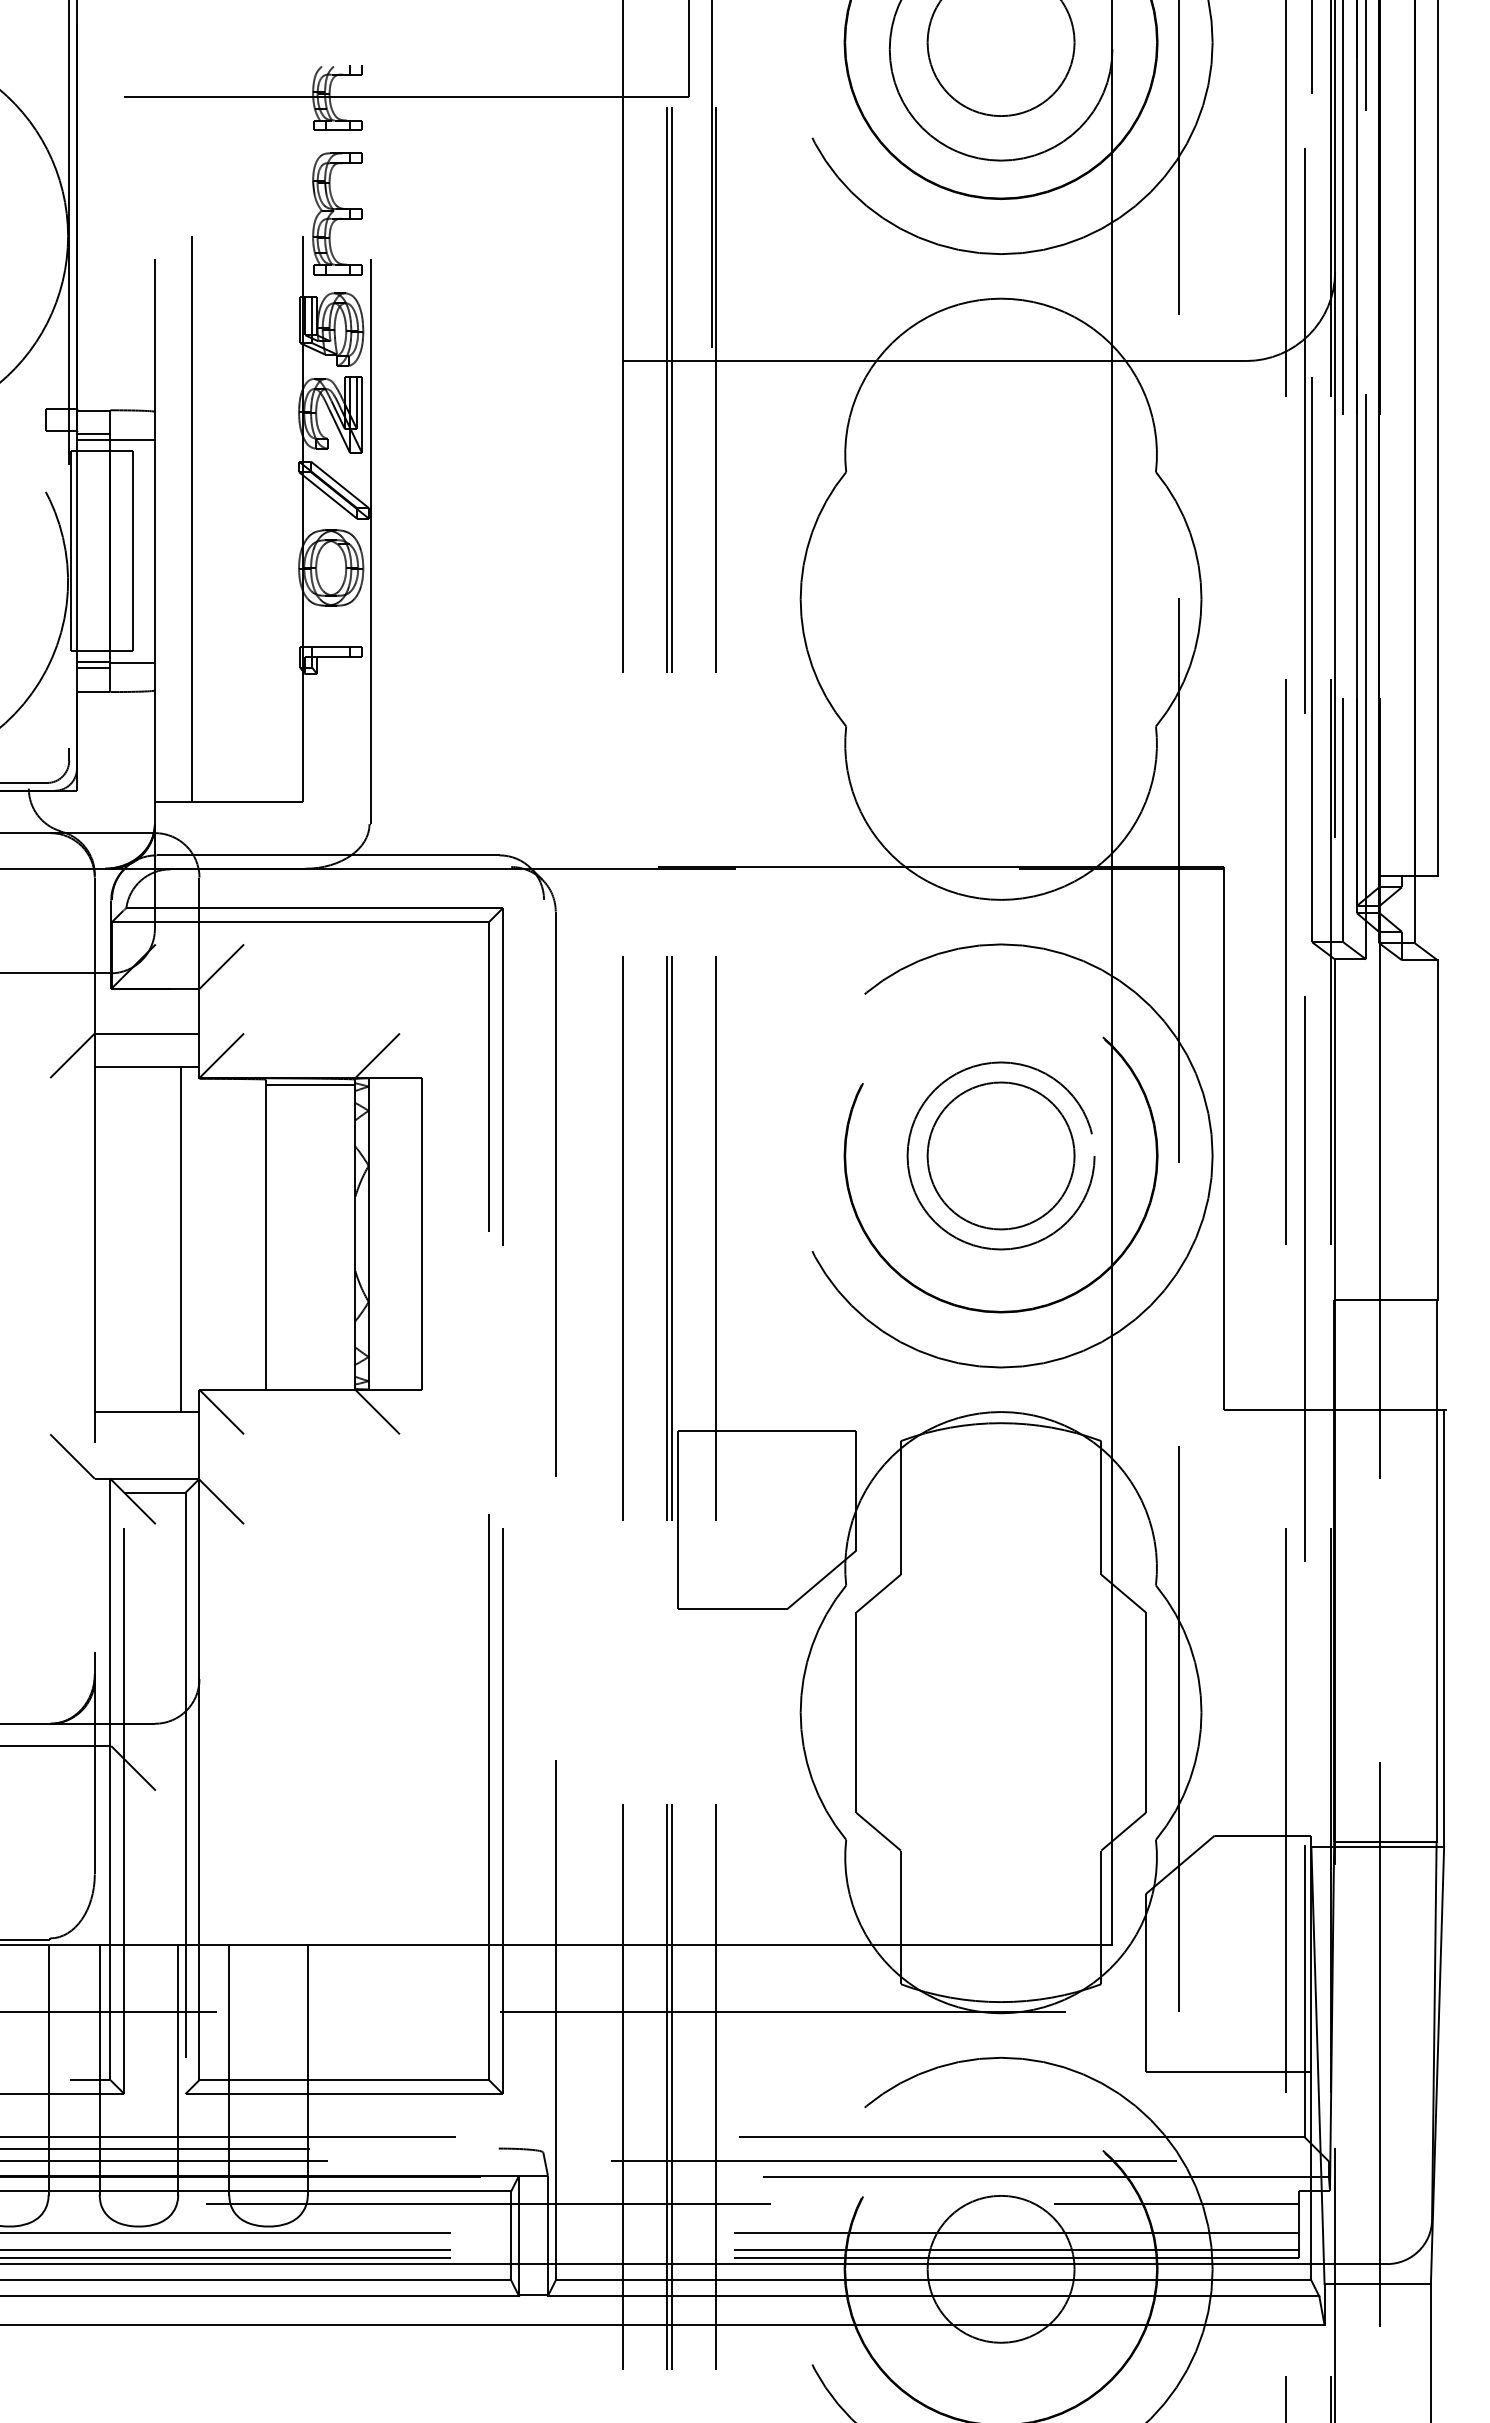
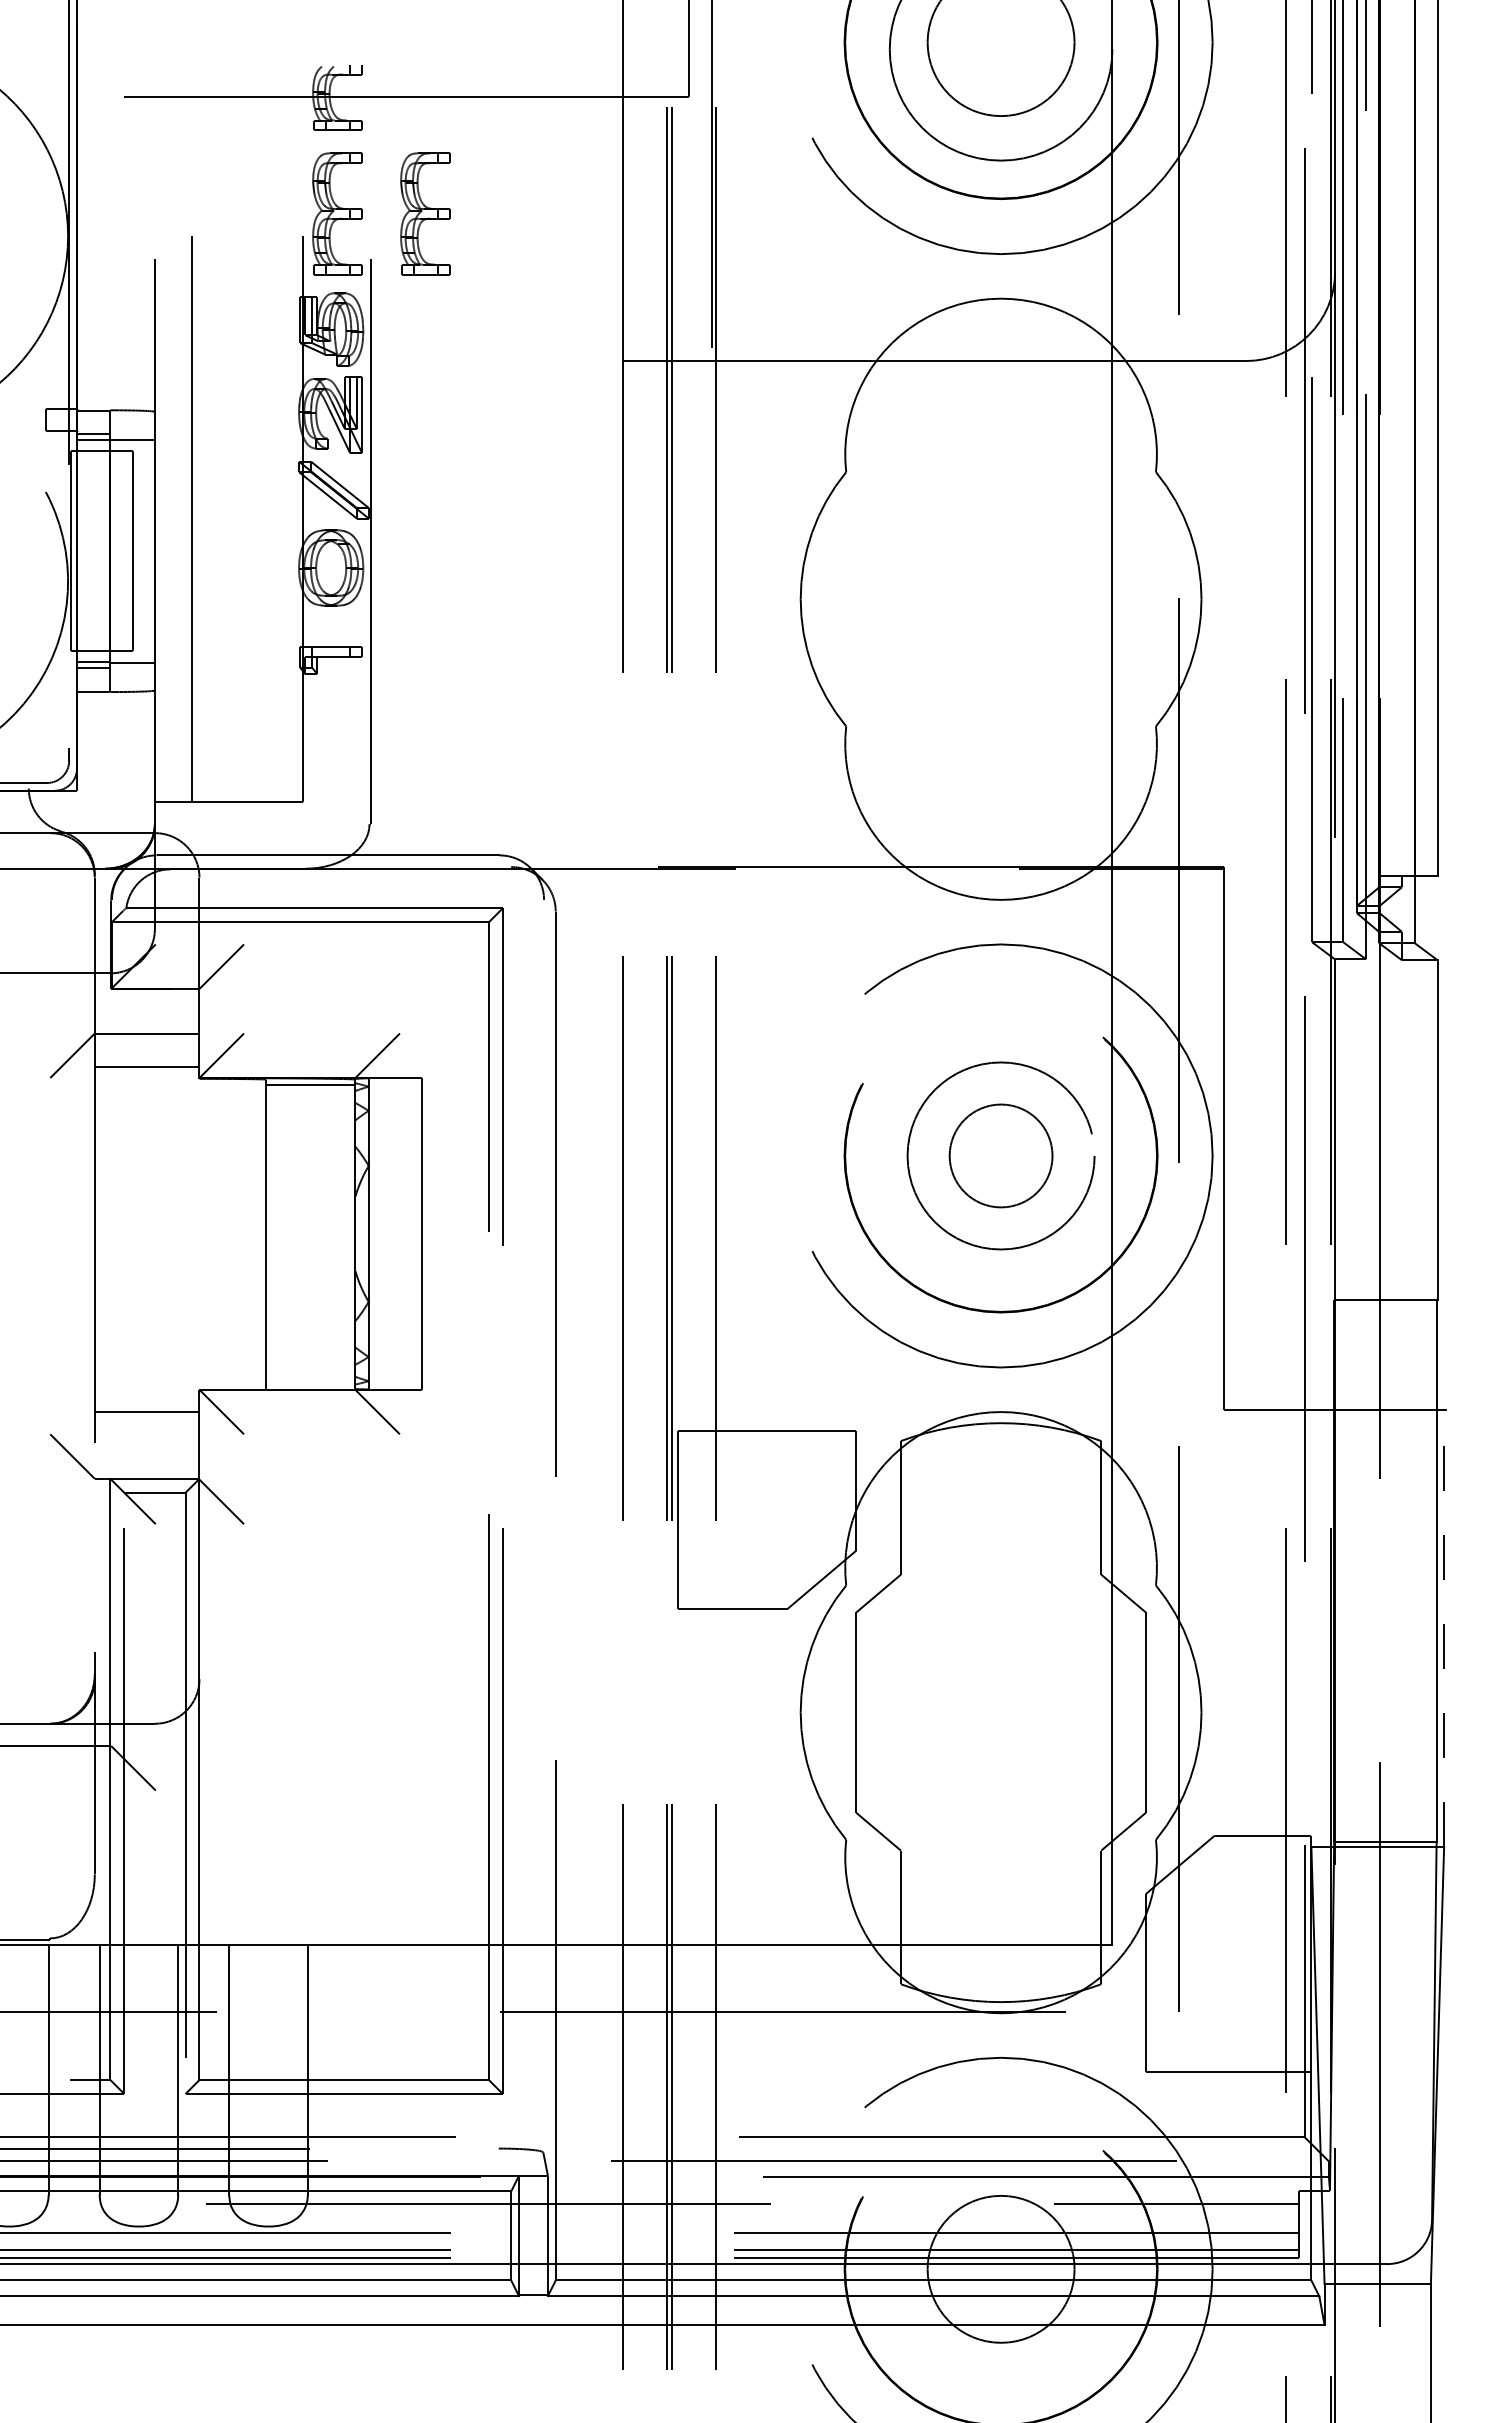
part: none -> present (425, 213)
circle diameter: 147 px -> 103 px (1000, 1155)
line: present -> none (180, 1239)
line: solid -> dashed (1444, 1628)
